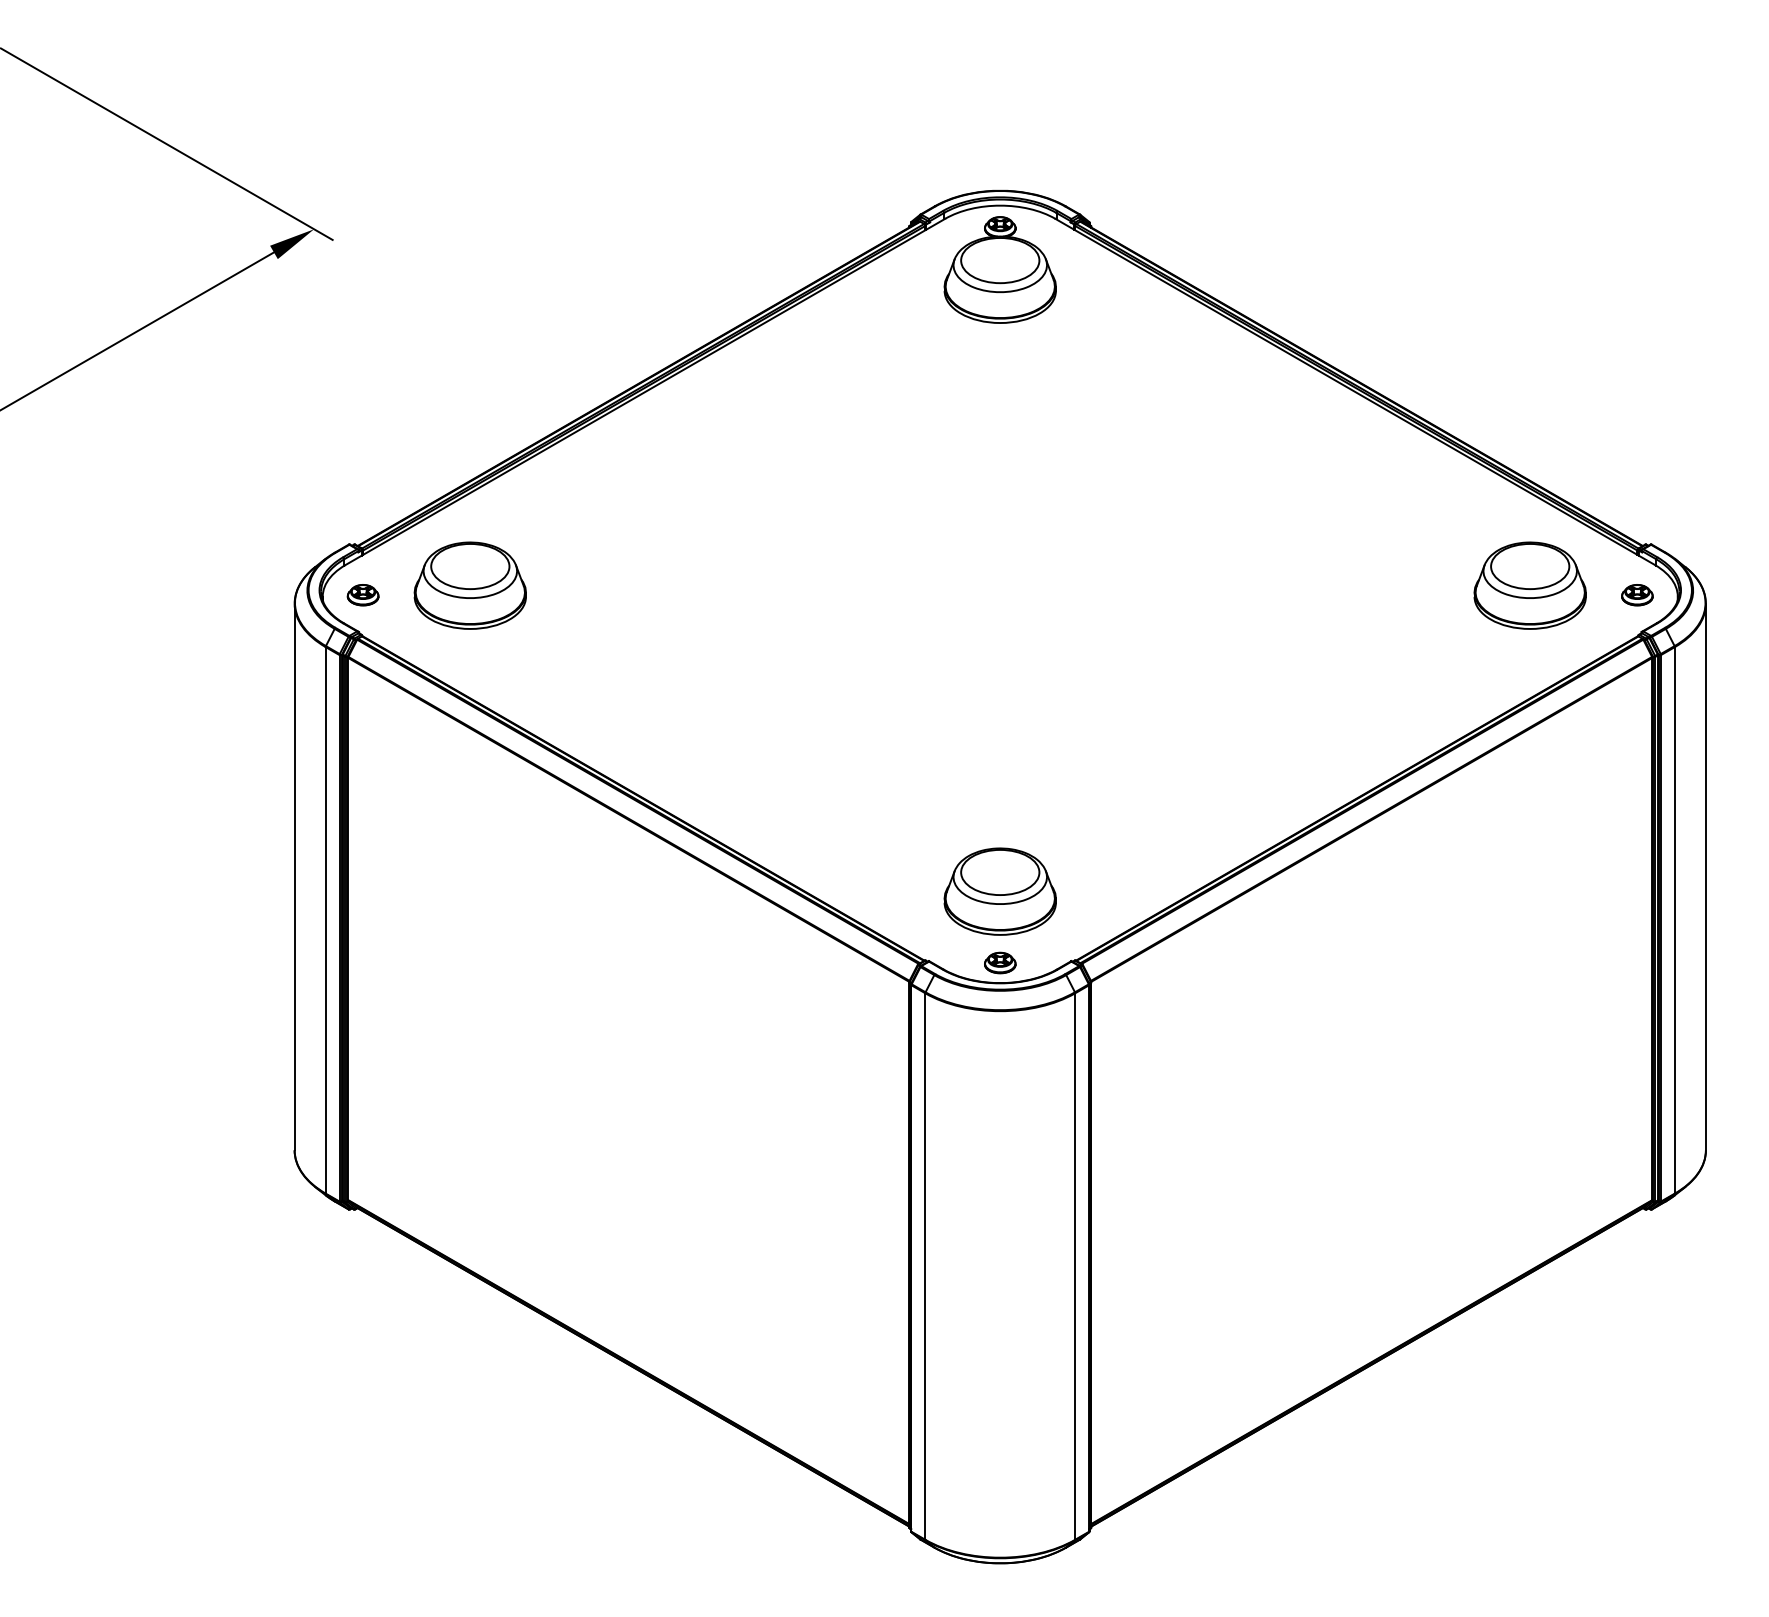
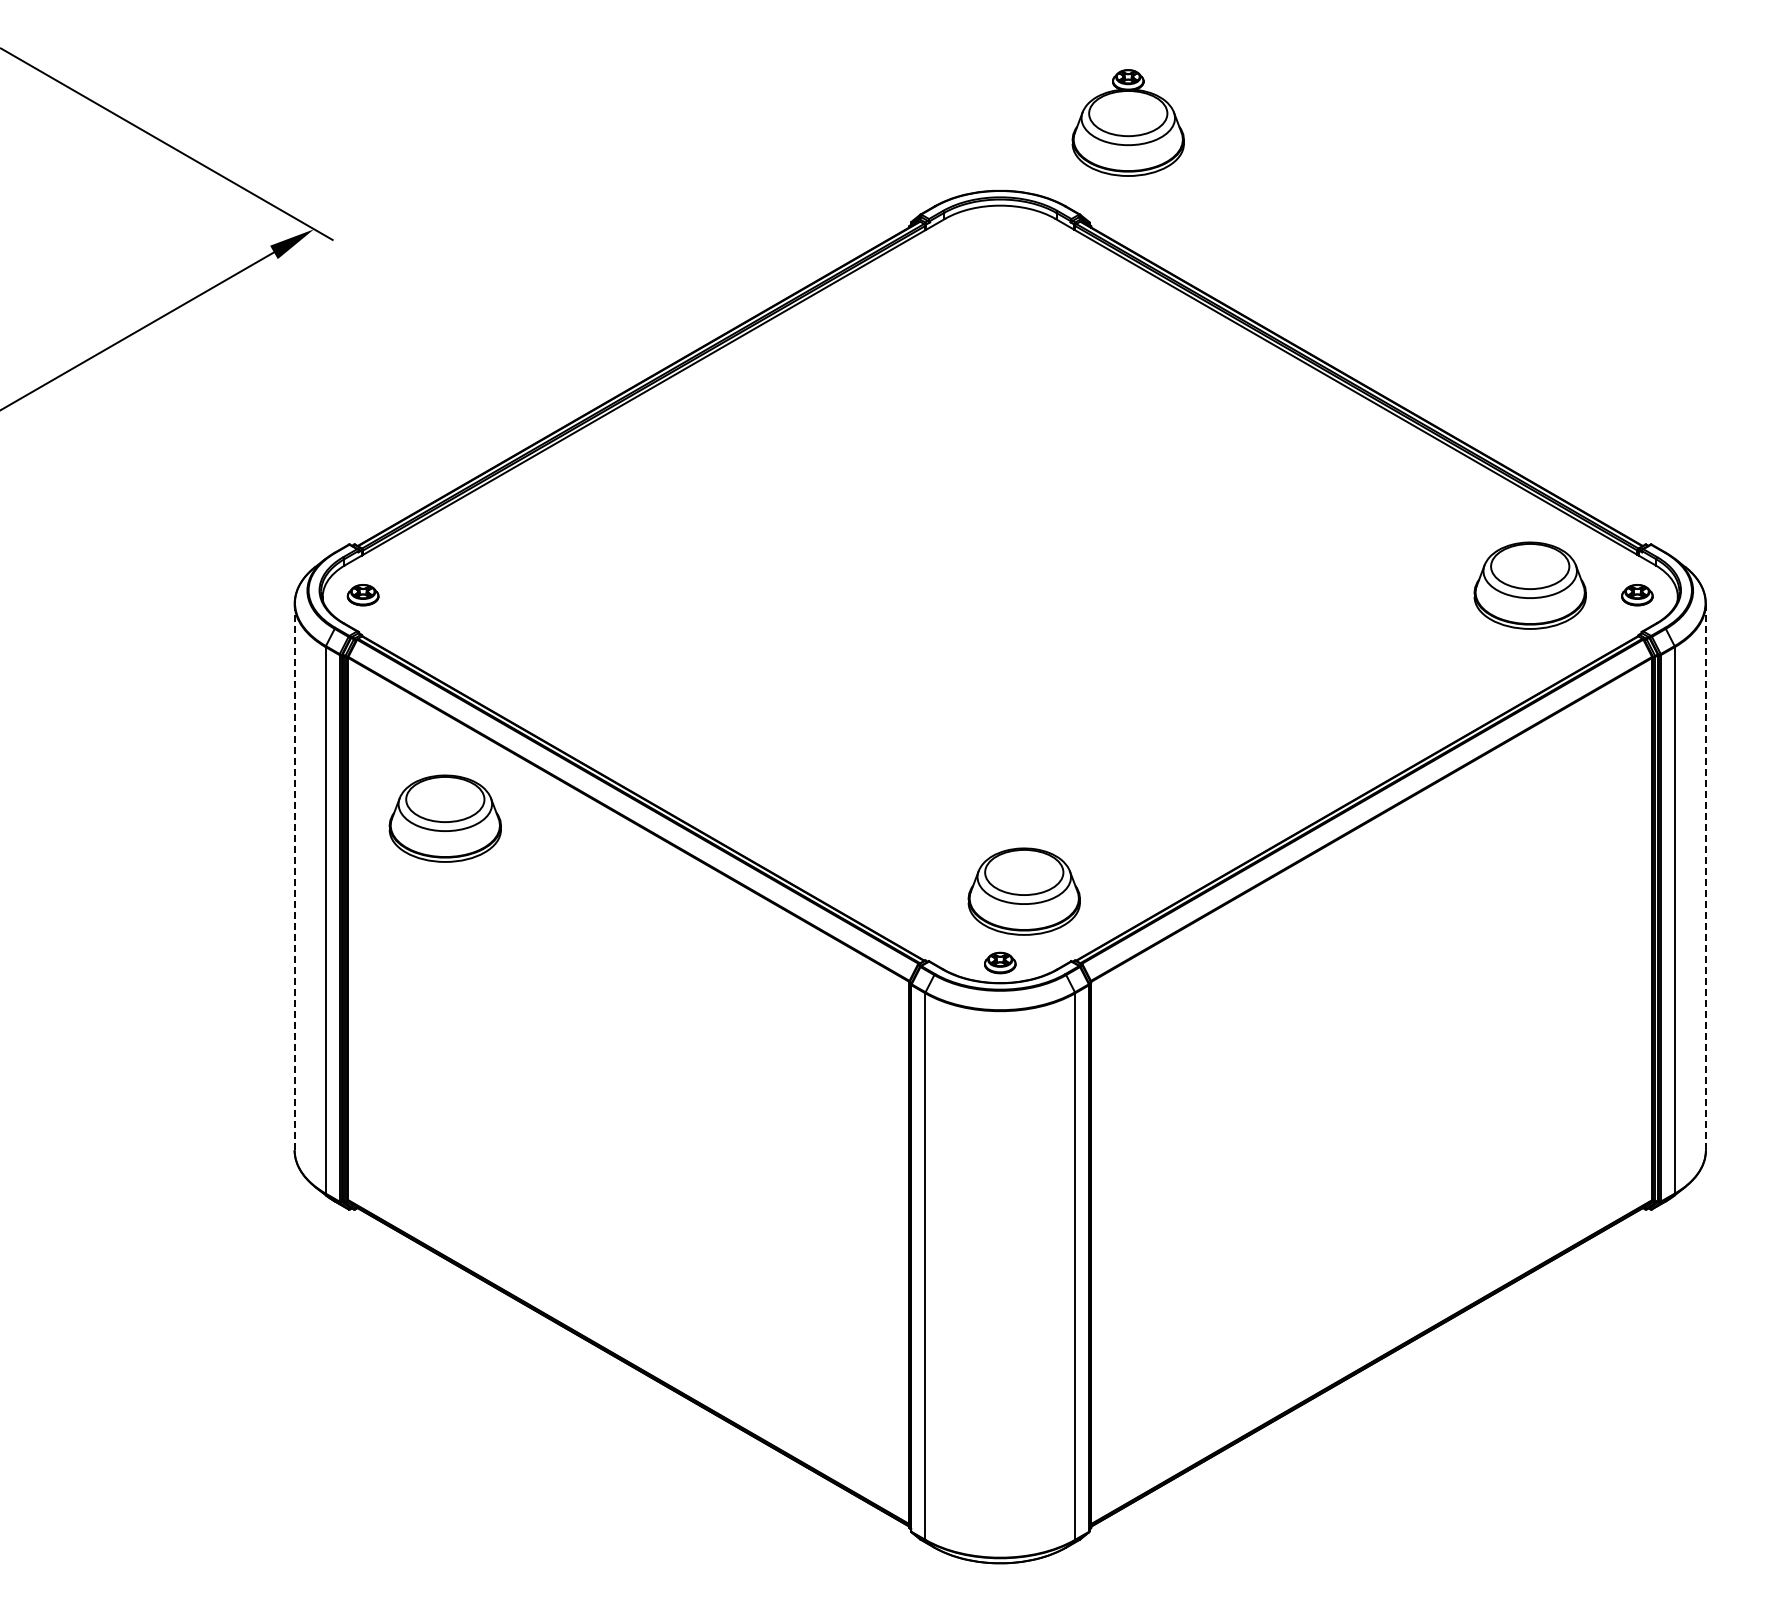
part position: (999, 269) -> (1127, 122) (1127, 122)
part position: (469, 585) -> (444, 818) (444, 818)
line: solid -> dashed (294, 877)
line: solid -> dashed (1705, 877)
part position: (999, 891) -> (1023, 891) (1023, 891)
